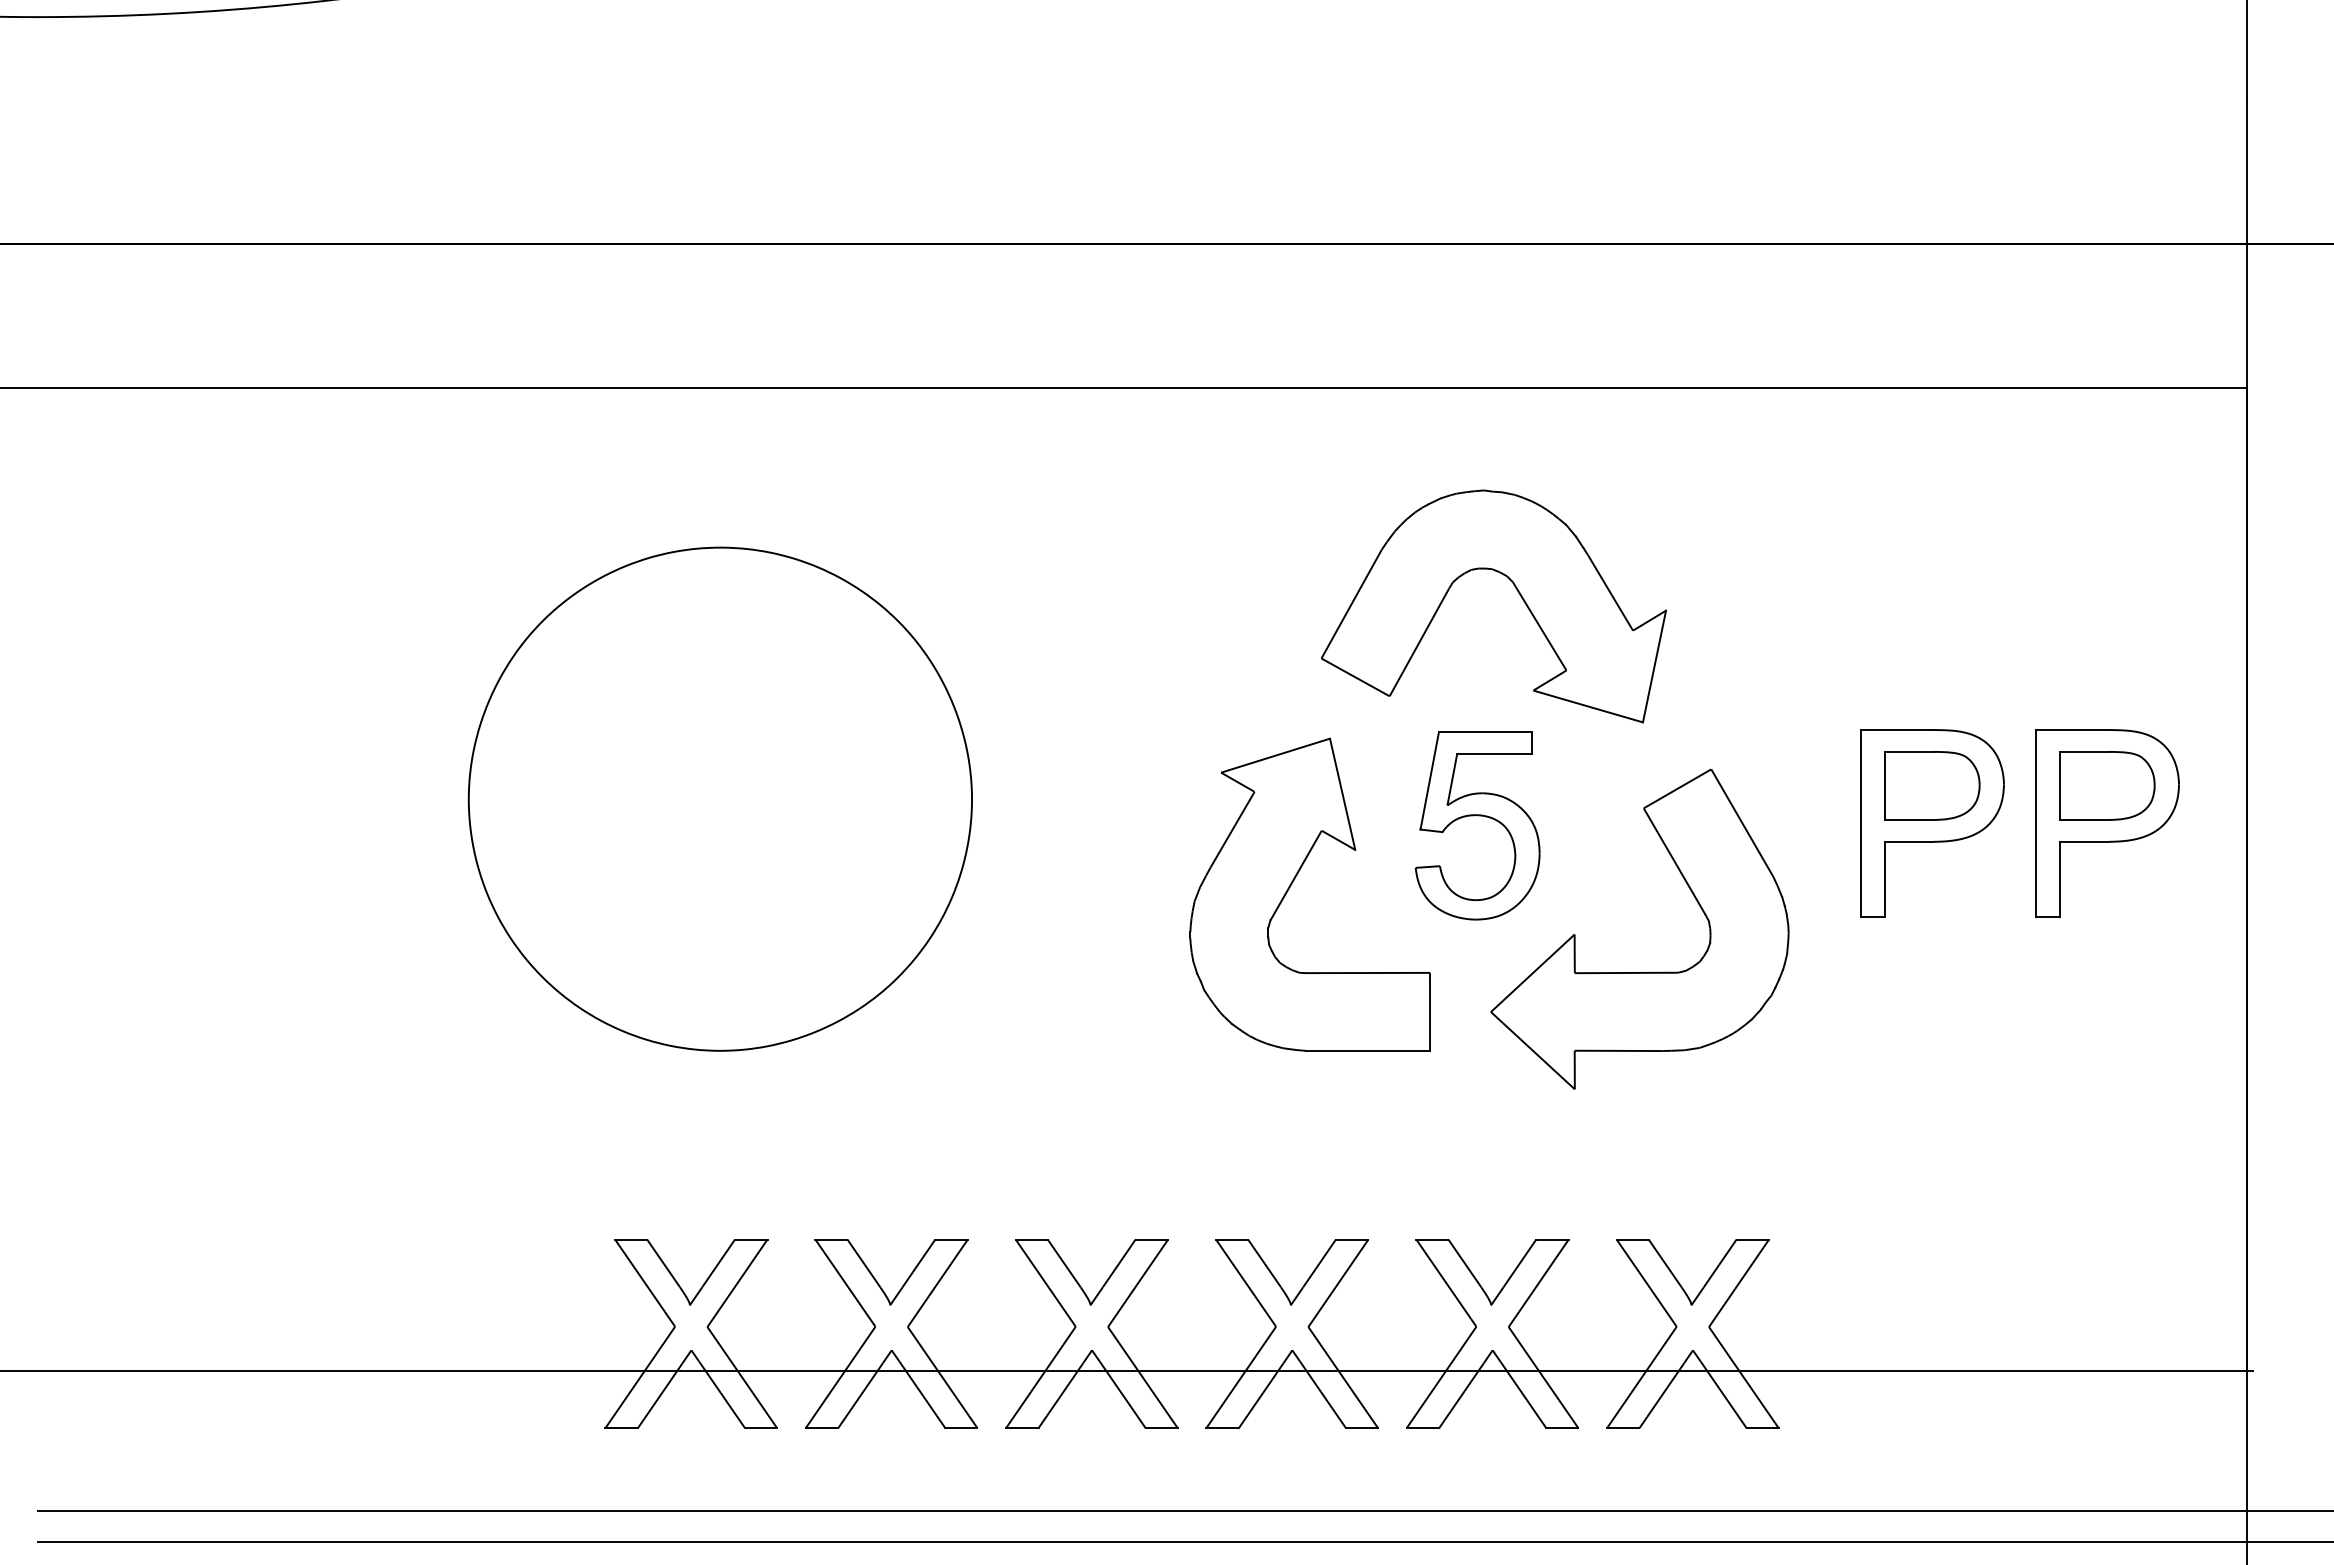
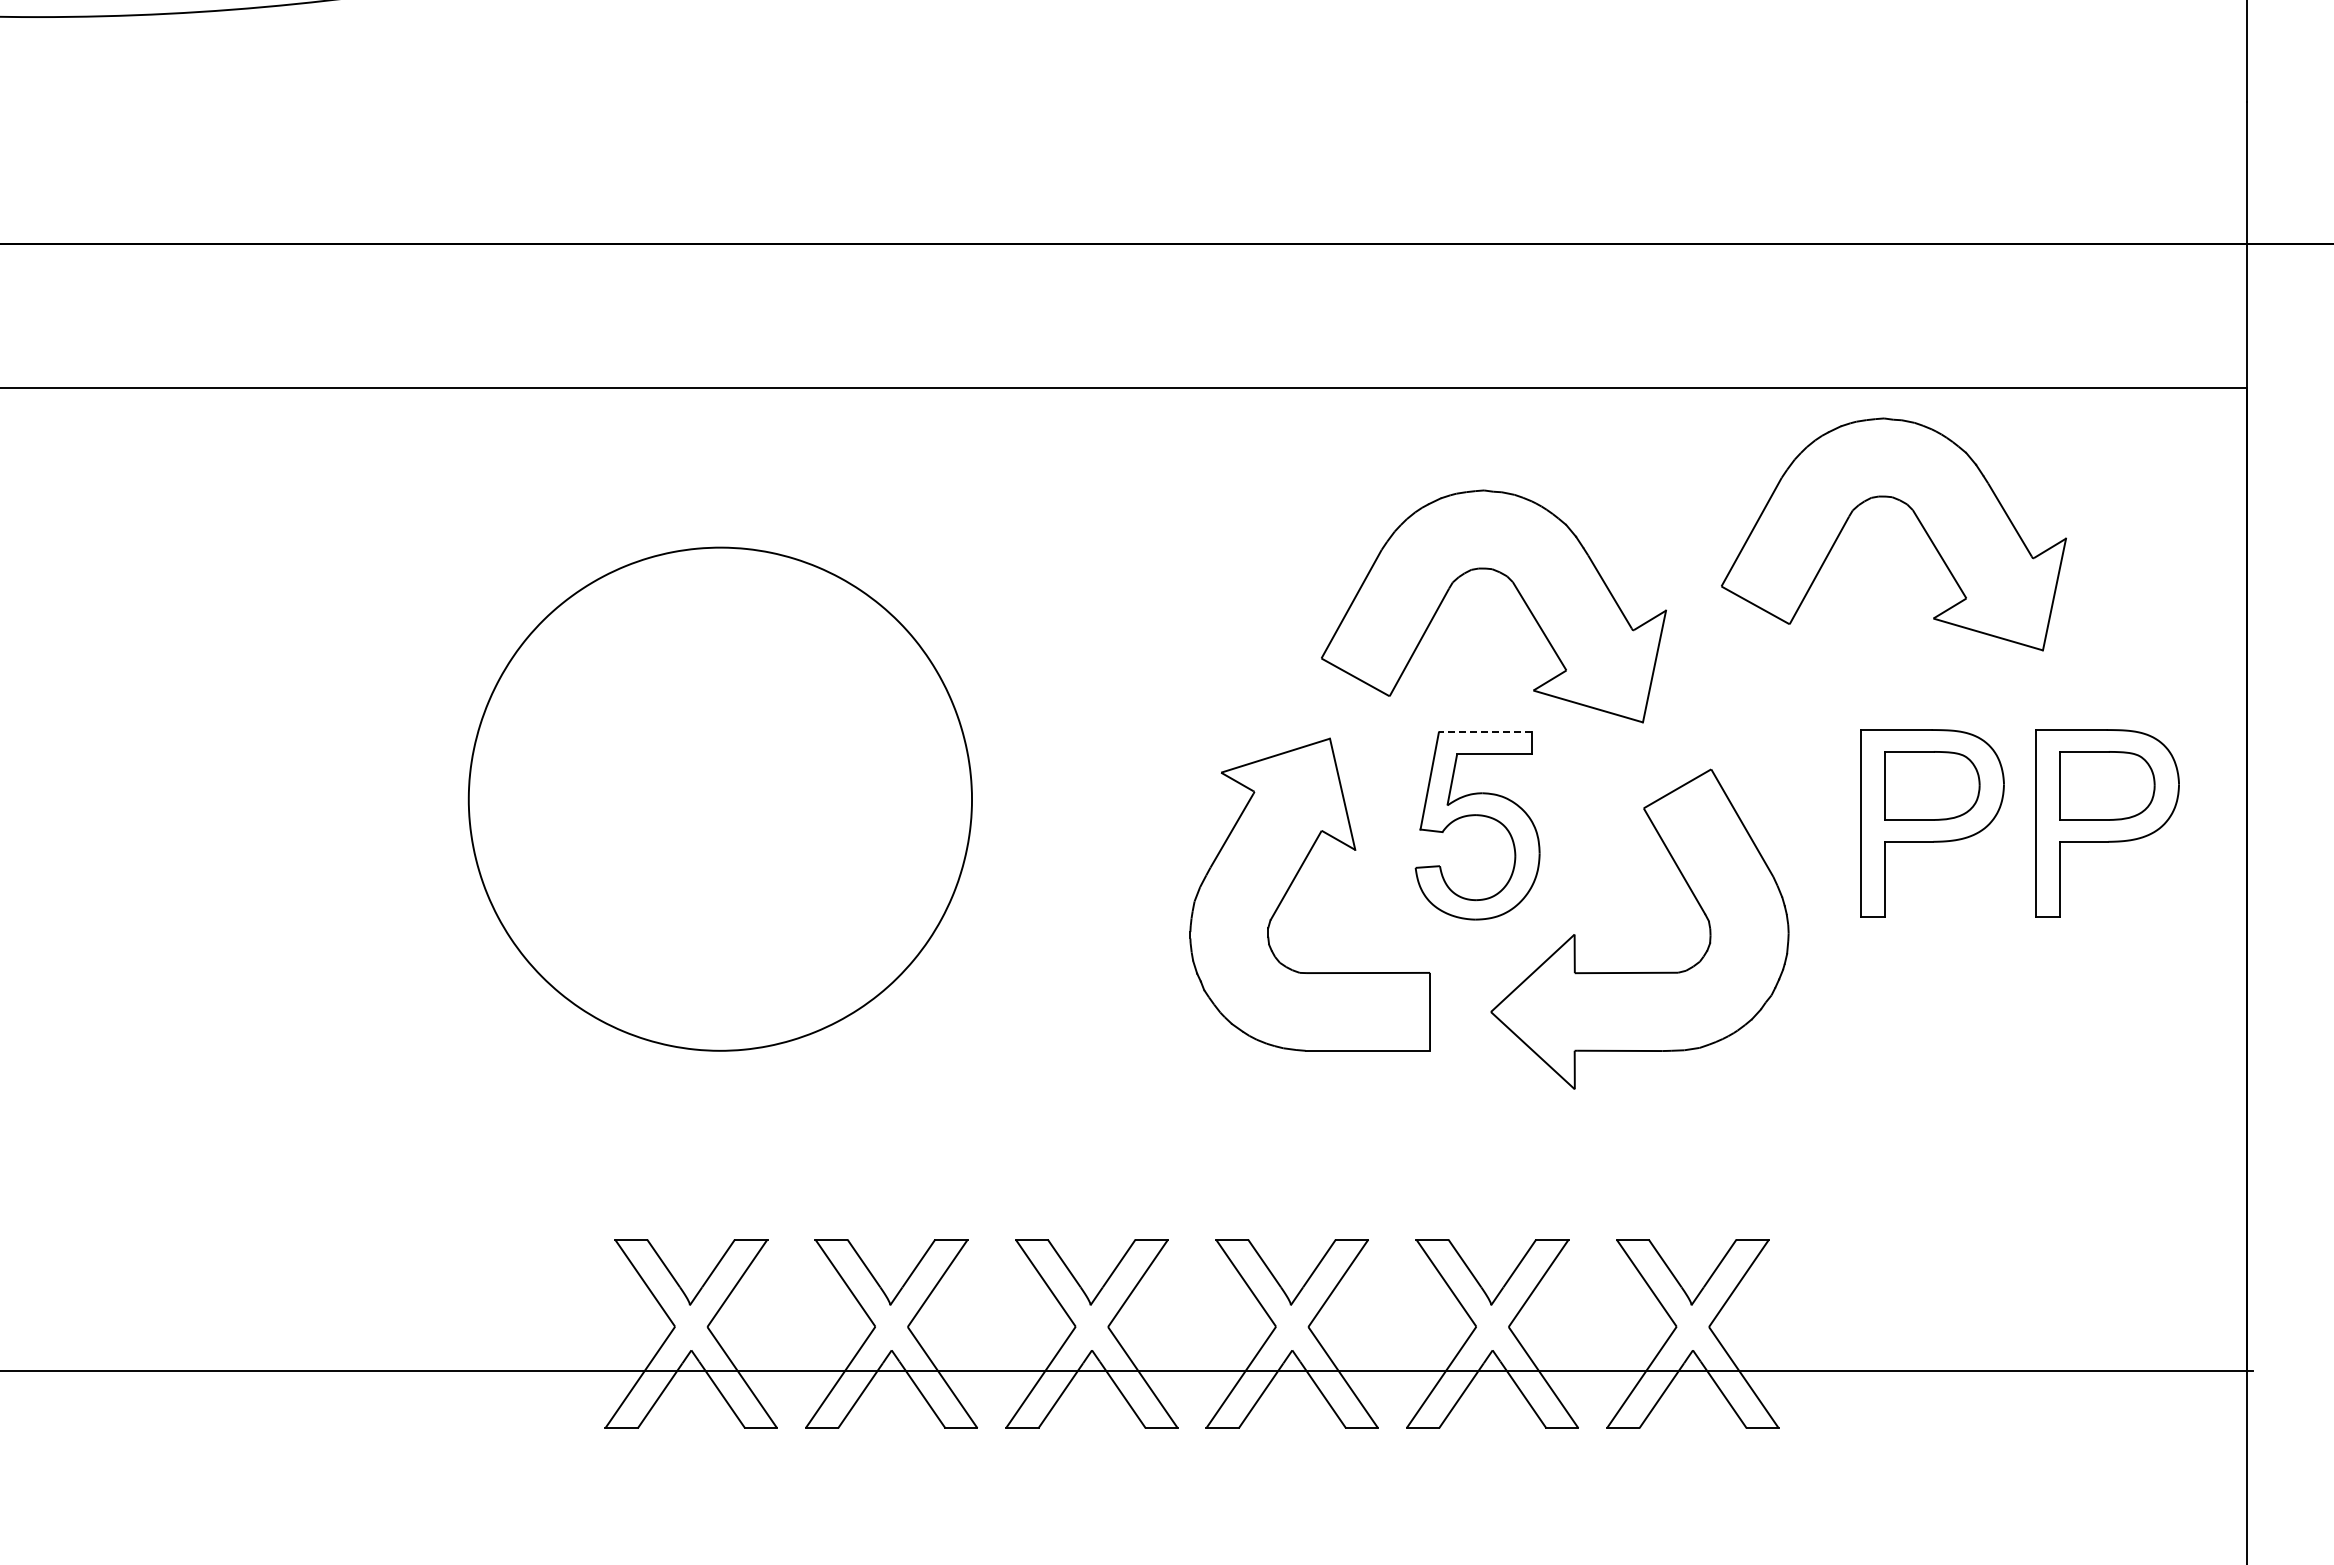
part: none -> present (1916, 518)
line: solid -> dashed (1485, 732)
line: present -> none (1183, 1511)
line: present -> none (1183, 1542)
